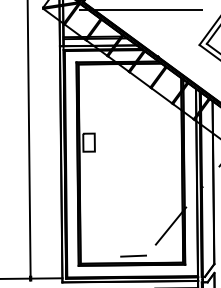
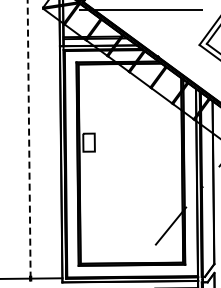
line: solid -> dashed (29, 139)
line: present -> none (133, 255)
